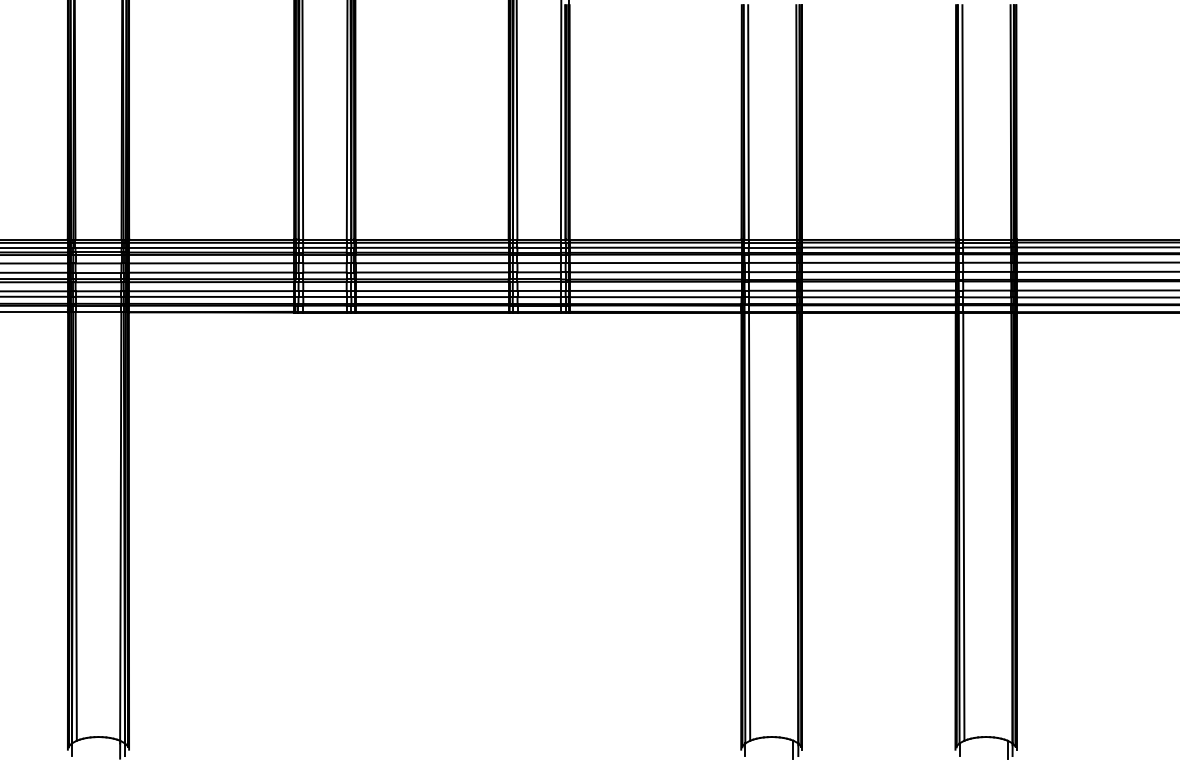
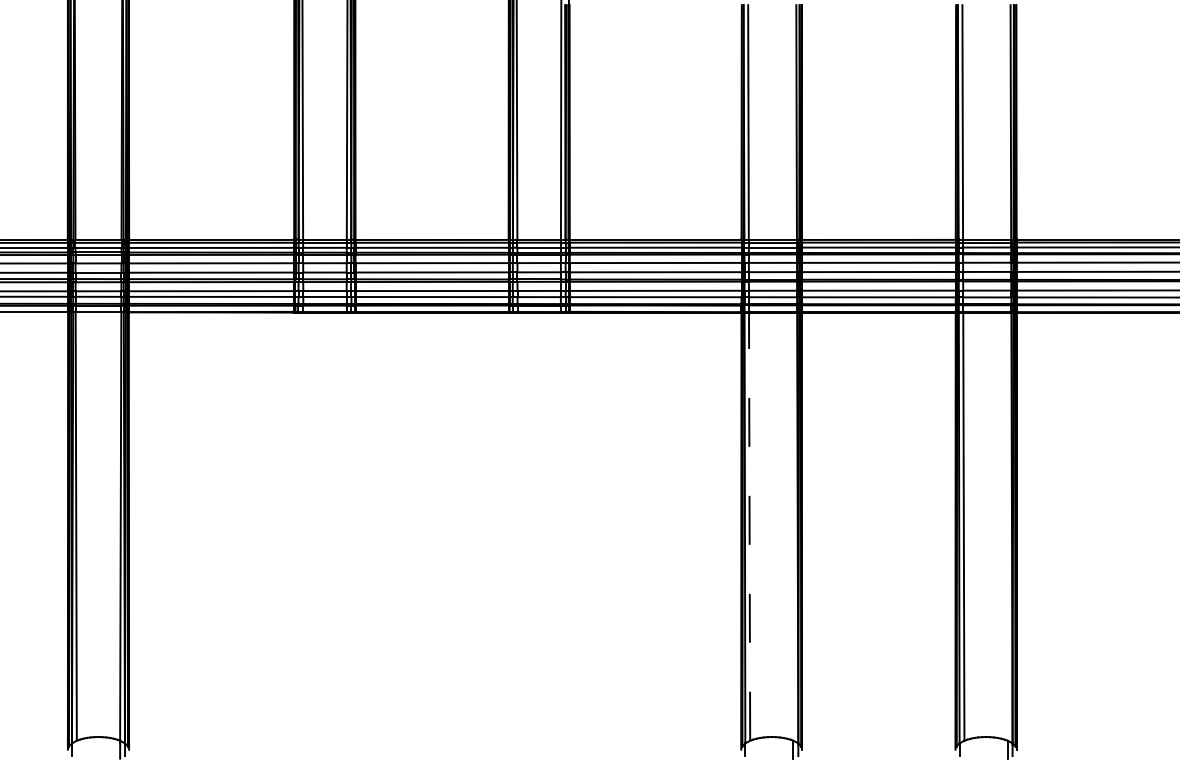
line: solid -> dashed (749, 526)
